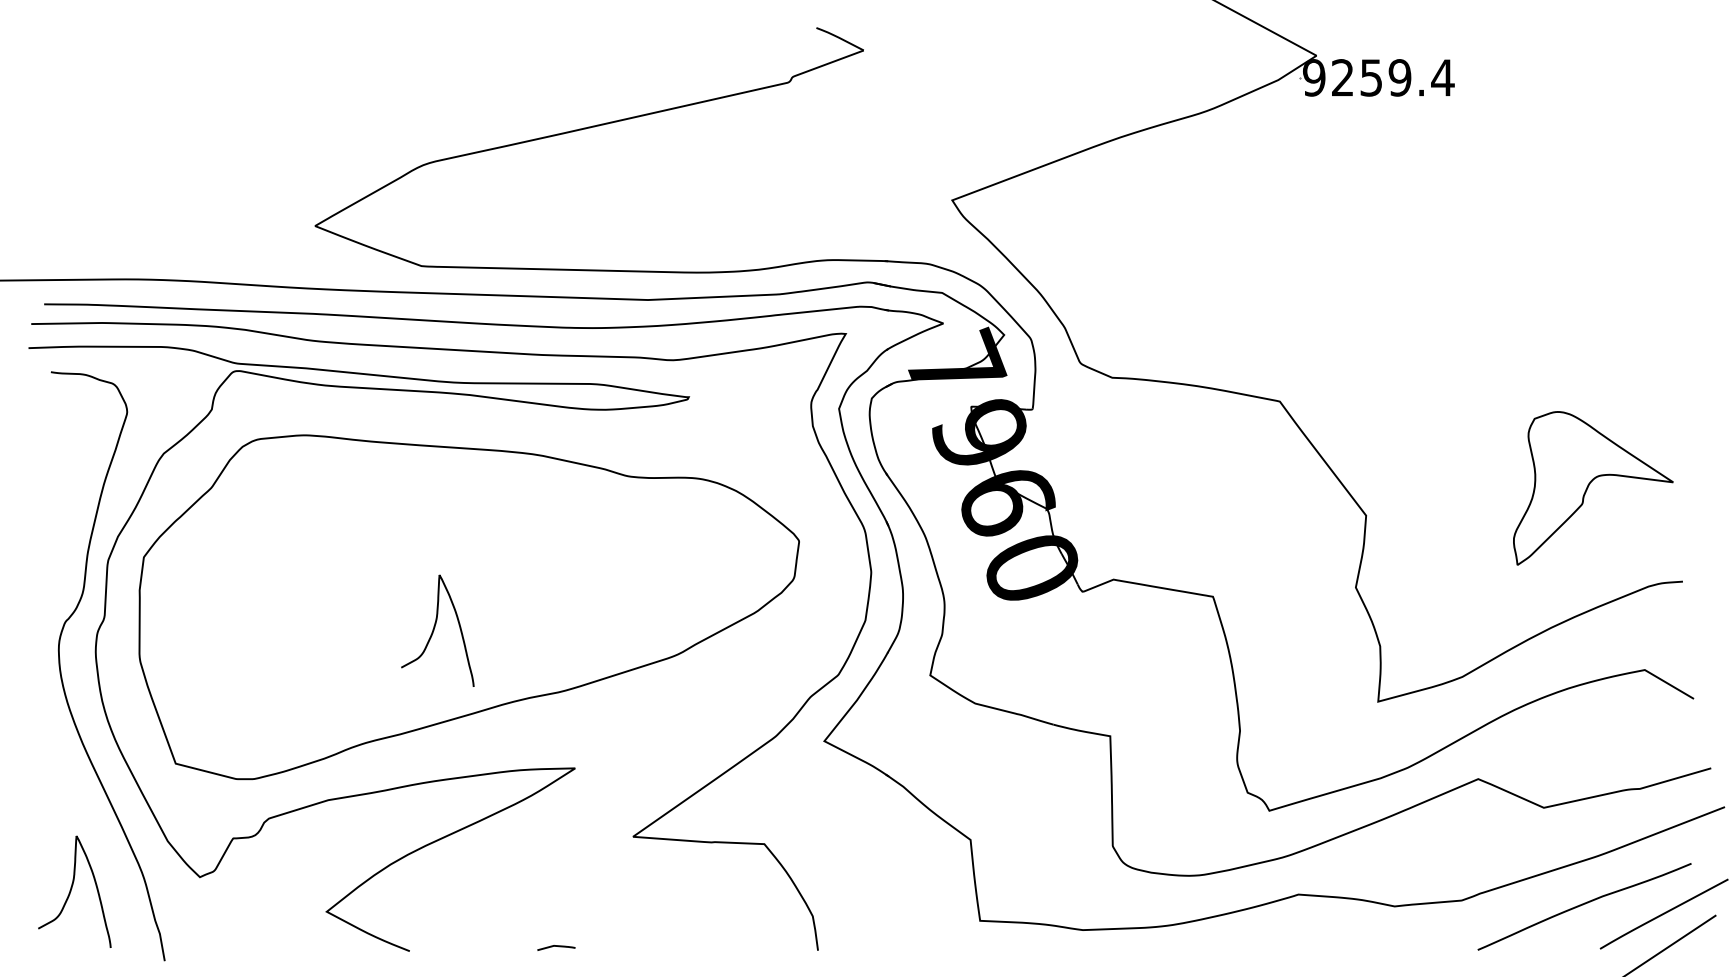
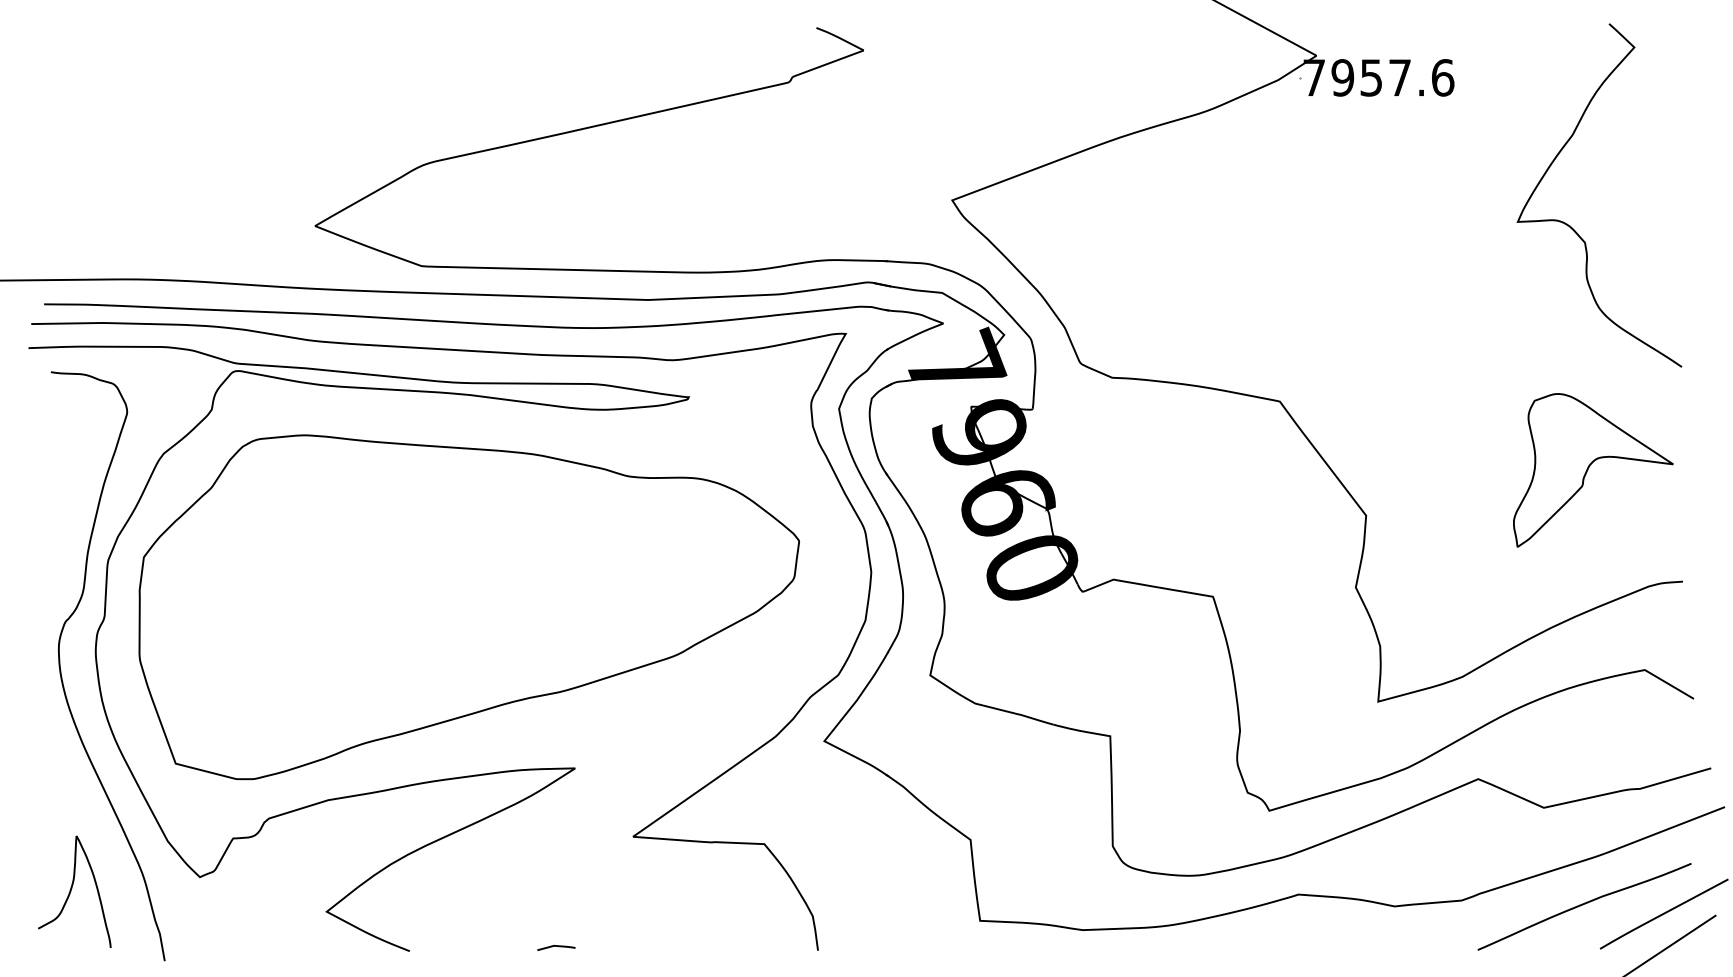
text: 9259.4 -> 7957.6 (1378, 77)
curve: none -> present (1570, 225)
part position: (1593, 488) -> (1593, 470) (1593, 470)
curve: present -> none (434, 630)
